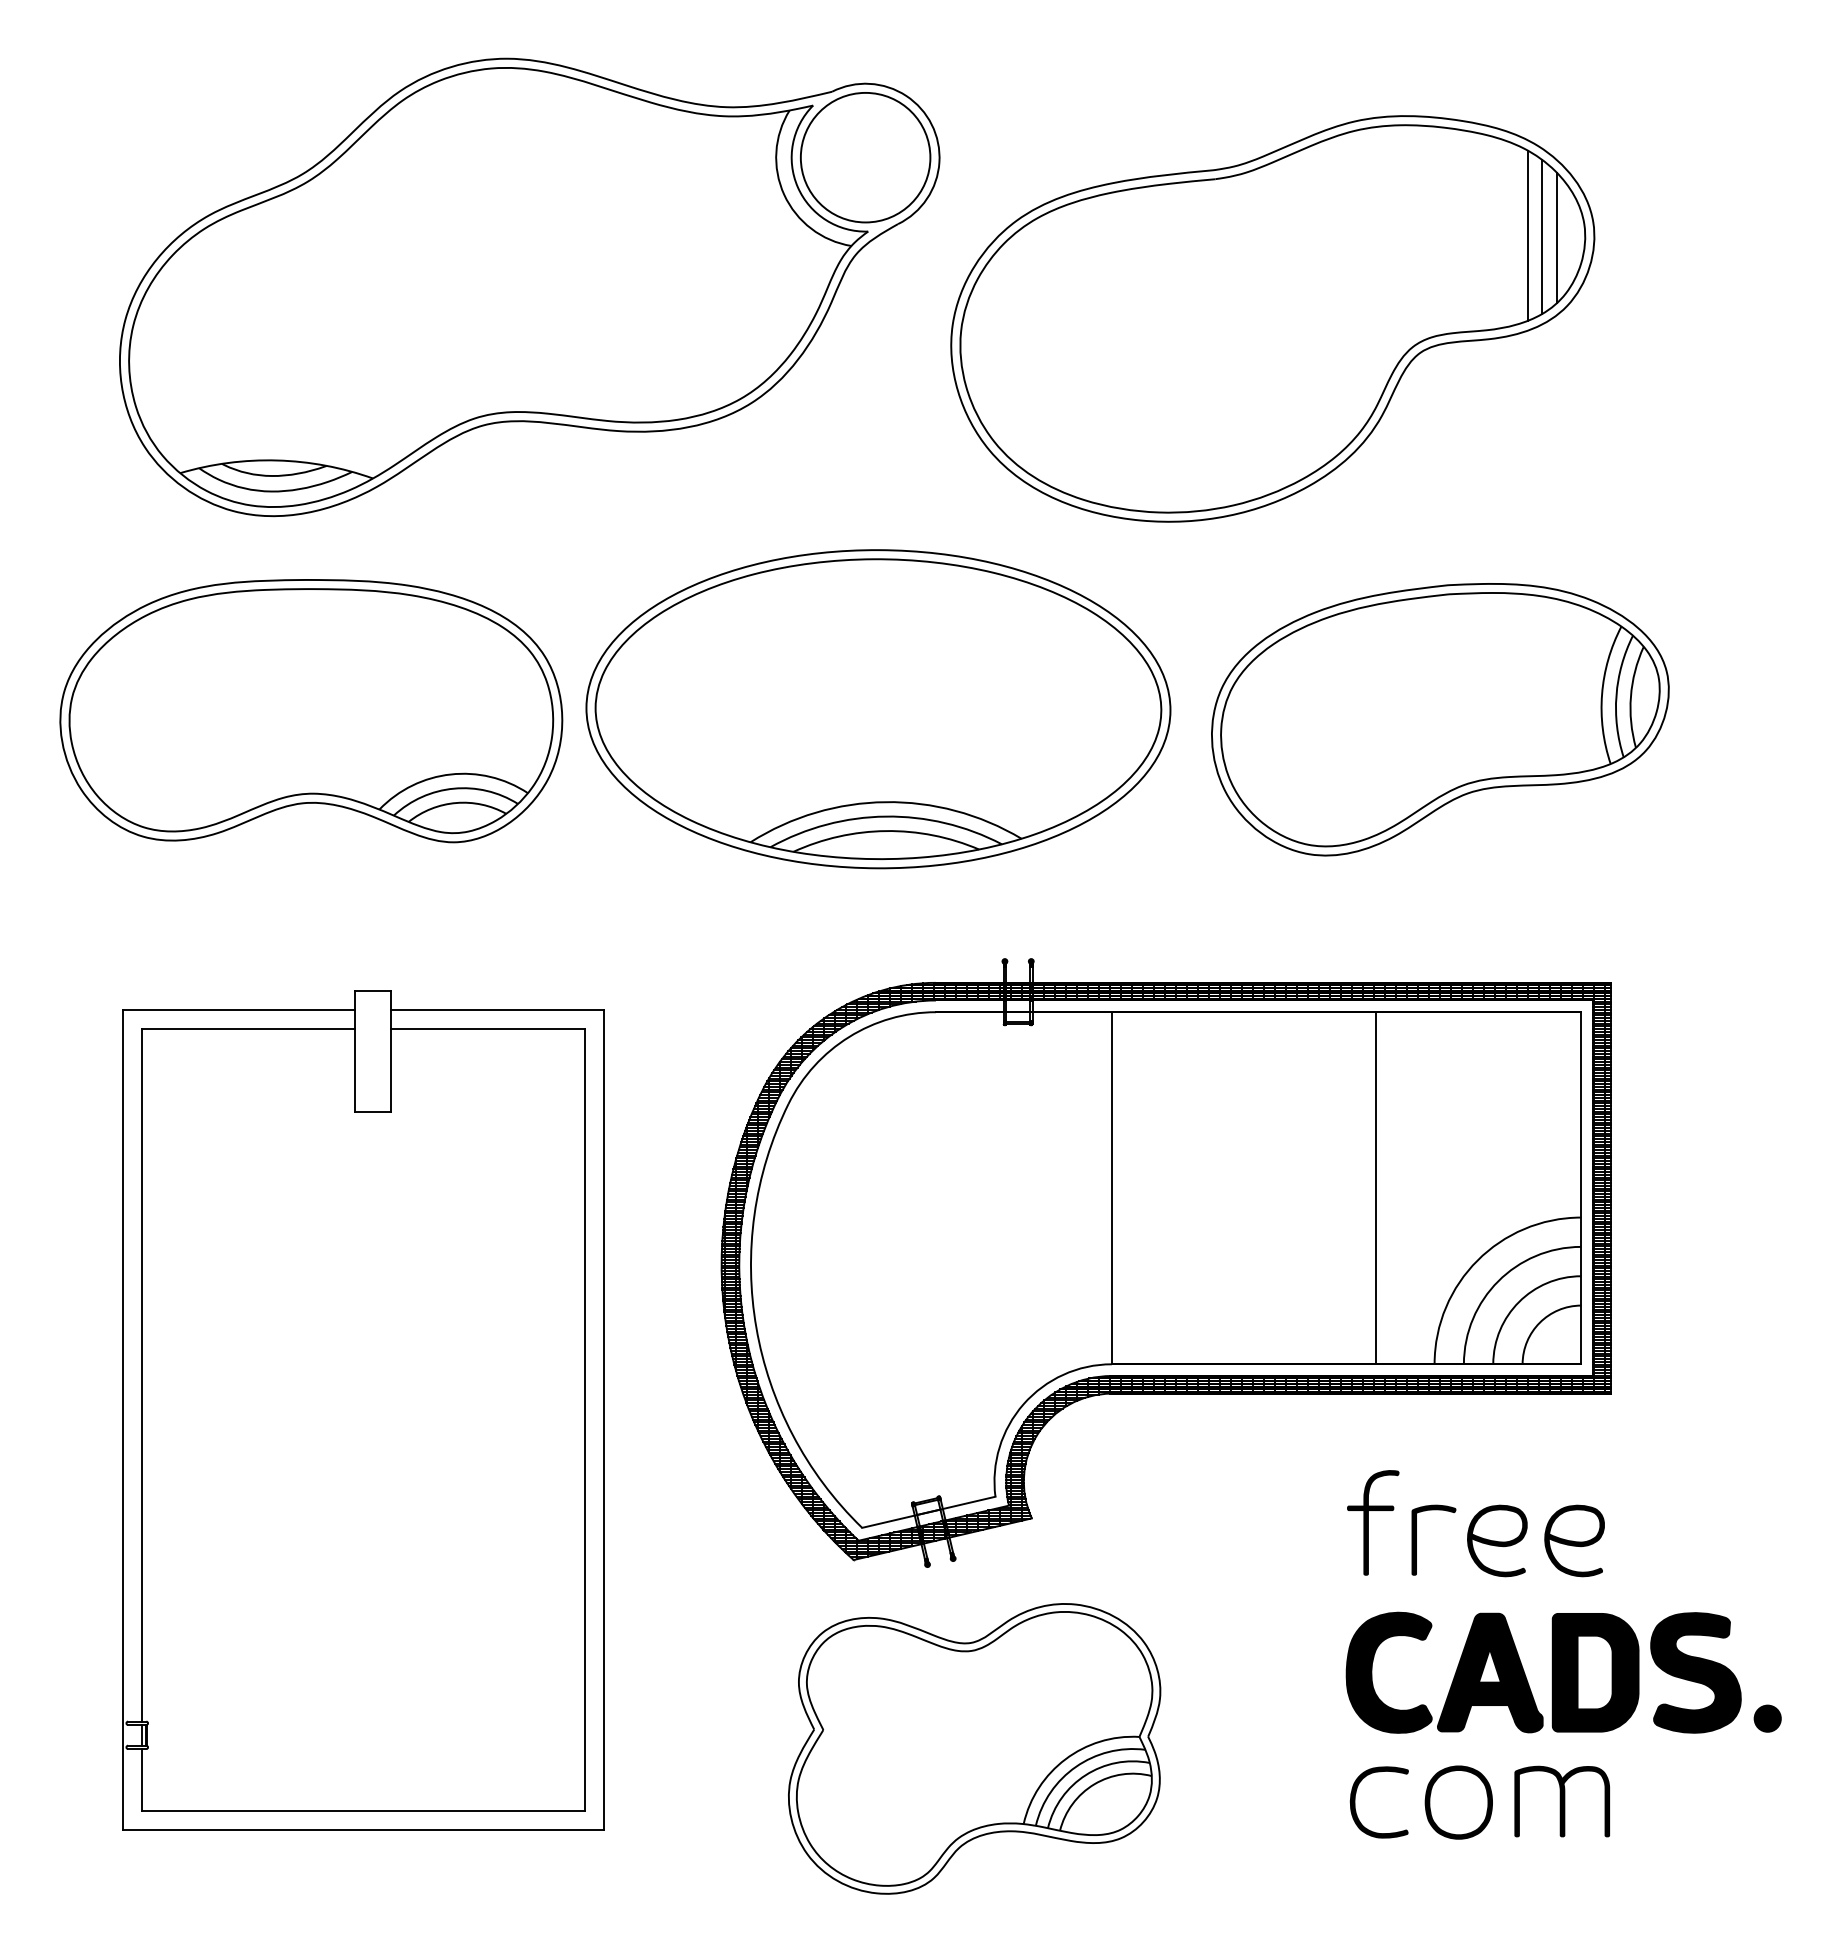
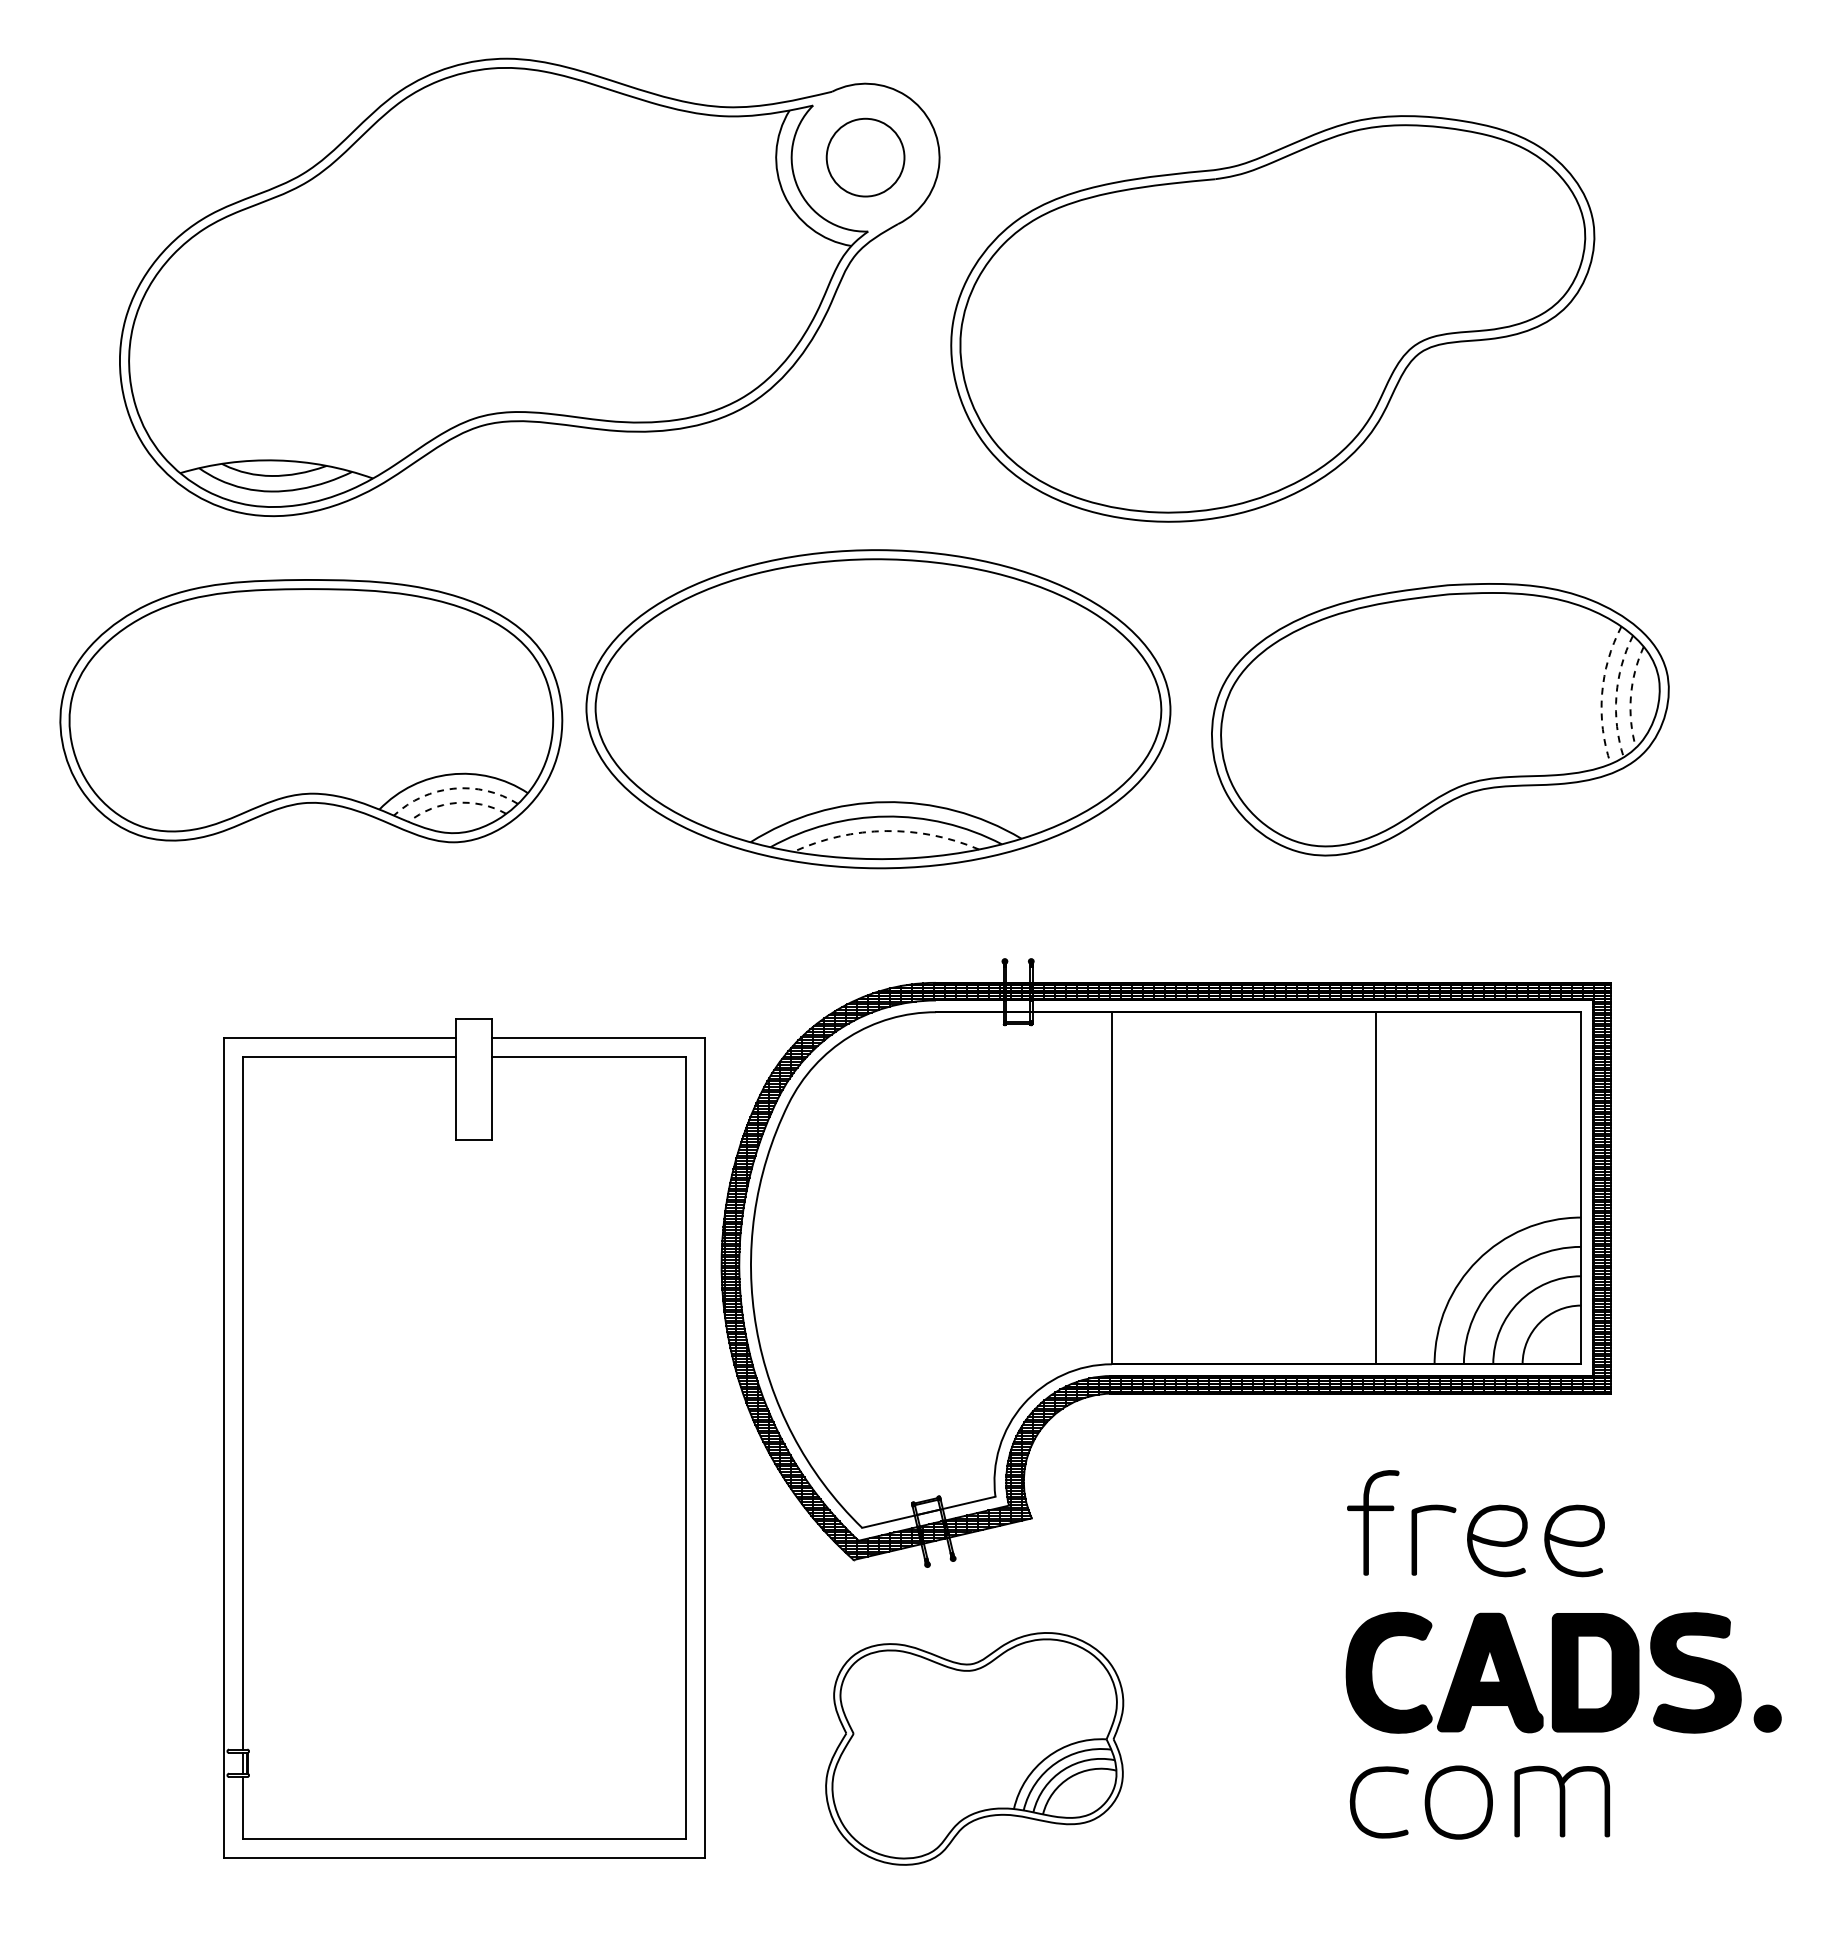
circle diameter: 130 px -> 78 px (865, 157)
line: present -> none (1527, 235)
line: present -> none (1542, 236)
line: present -> none (1556, 237)
arc: solid -> dashed (1602, 694)
arc: solid -> dashed (1616, 695)
arc: solid -> dashed (1630, 696)
arc: solid -> dashed (453, 788)
arc: solid -> dashed (456, 803)
arc: solid -> dashed (886, 831)
part position: (363, 1410) -> (464, 1438) (464, 1438)
part size: 374x292 px -> 300x234 px (974, 1748)
